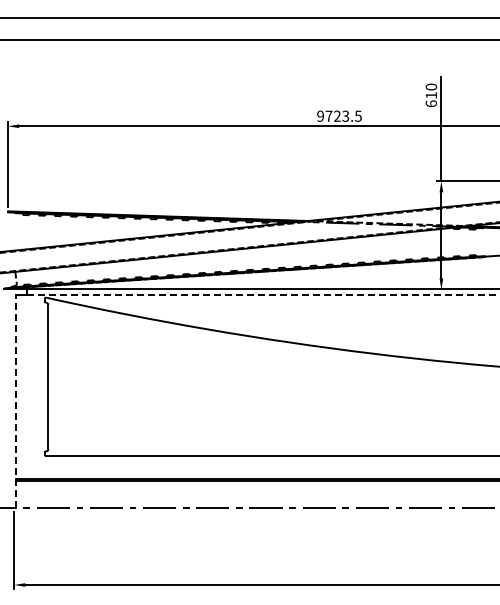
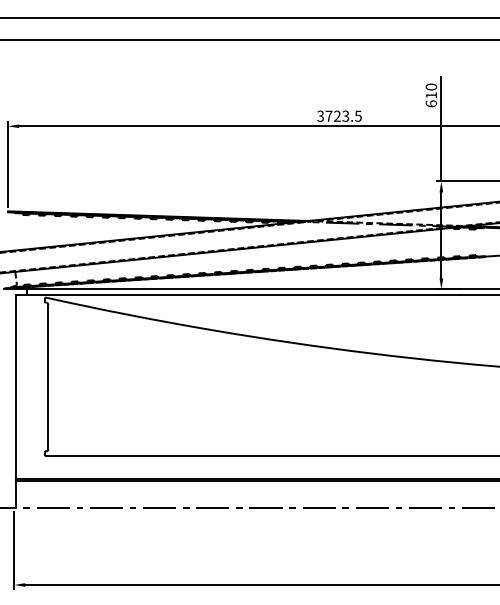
text: 9723.5 -> 3723.5 (320, 116)
line: dashed -> solid (263, 294)
line: dashed -> solid (16, 400)
